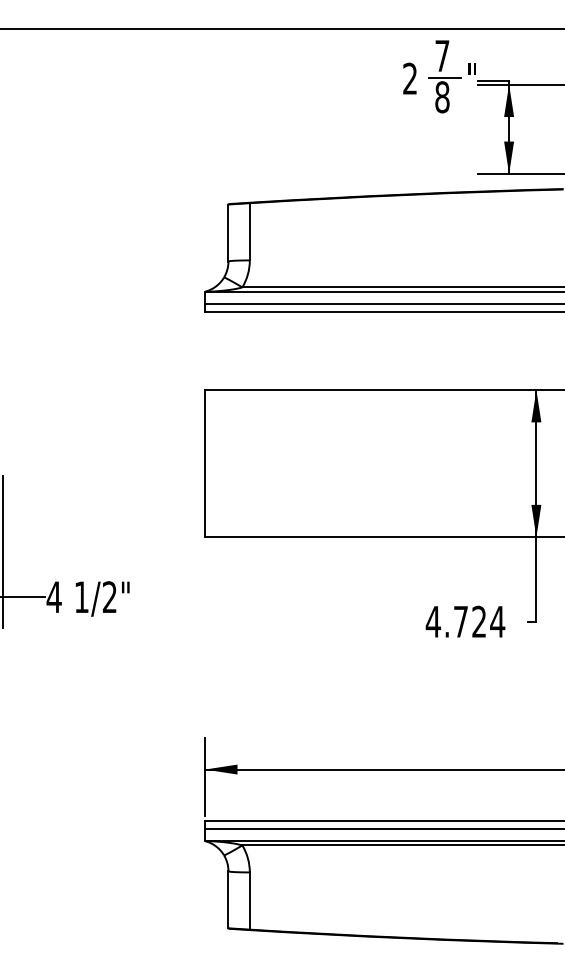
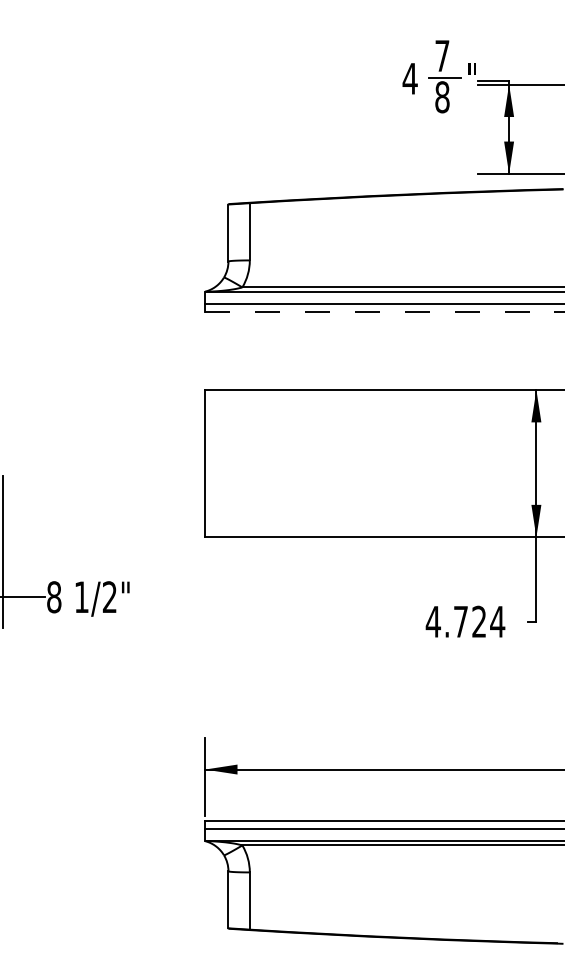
line: present -> none (281, 29)
text: 2 -> 4 (409, 78)
line: solid -> dashed (384, 312)
text: 4 -> 8 (53, 597)
